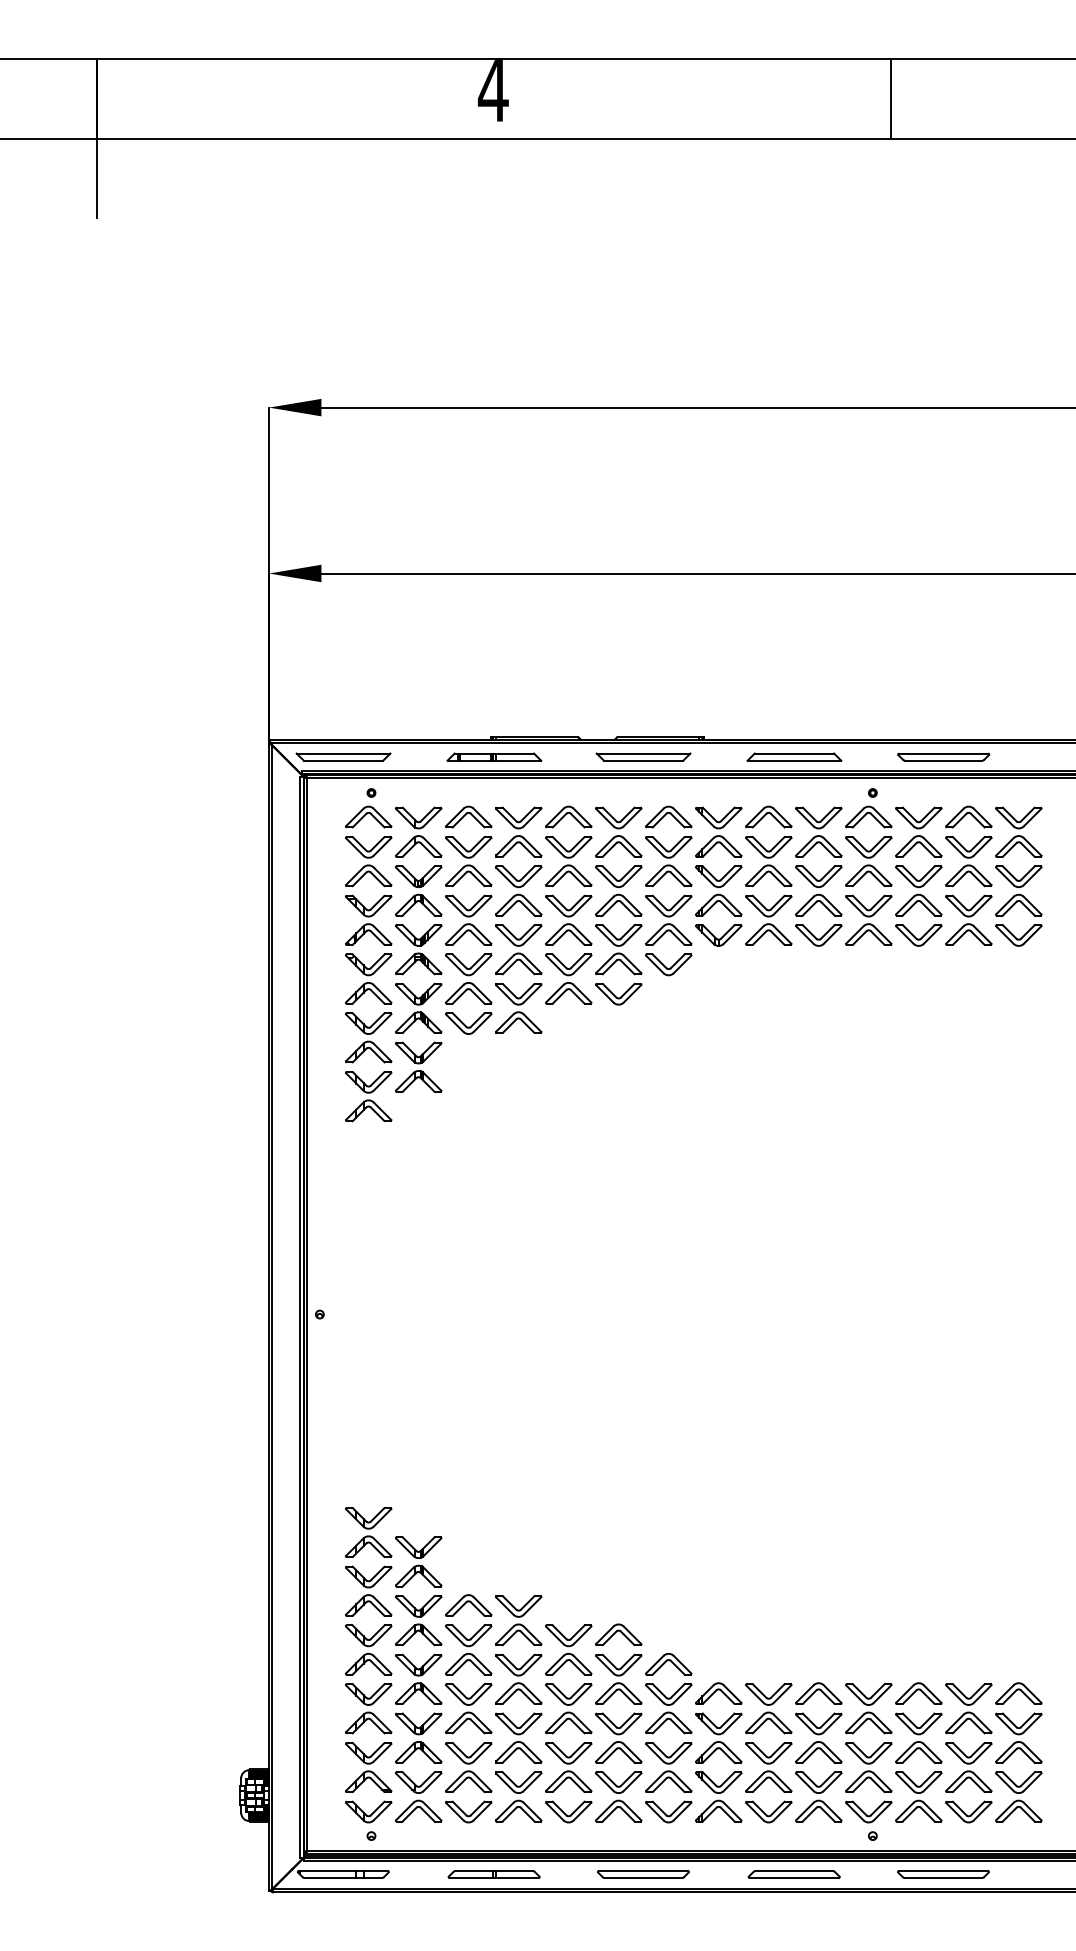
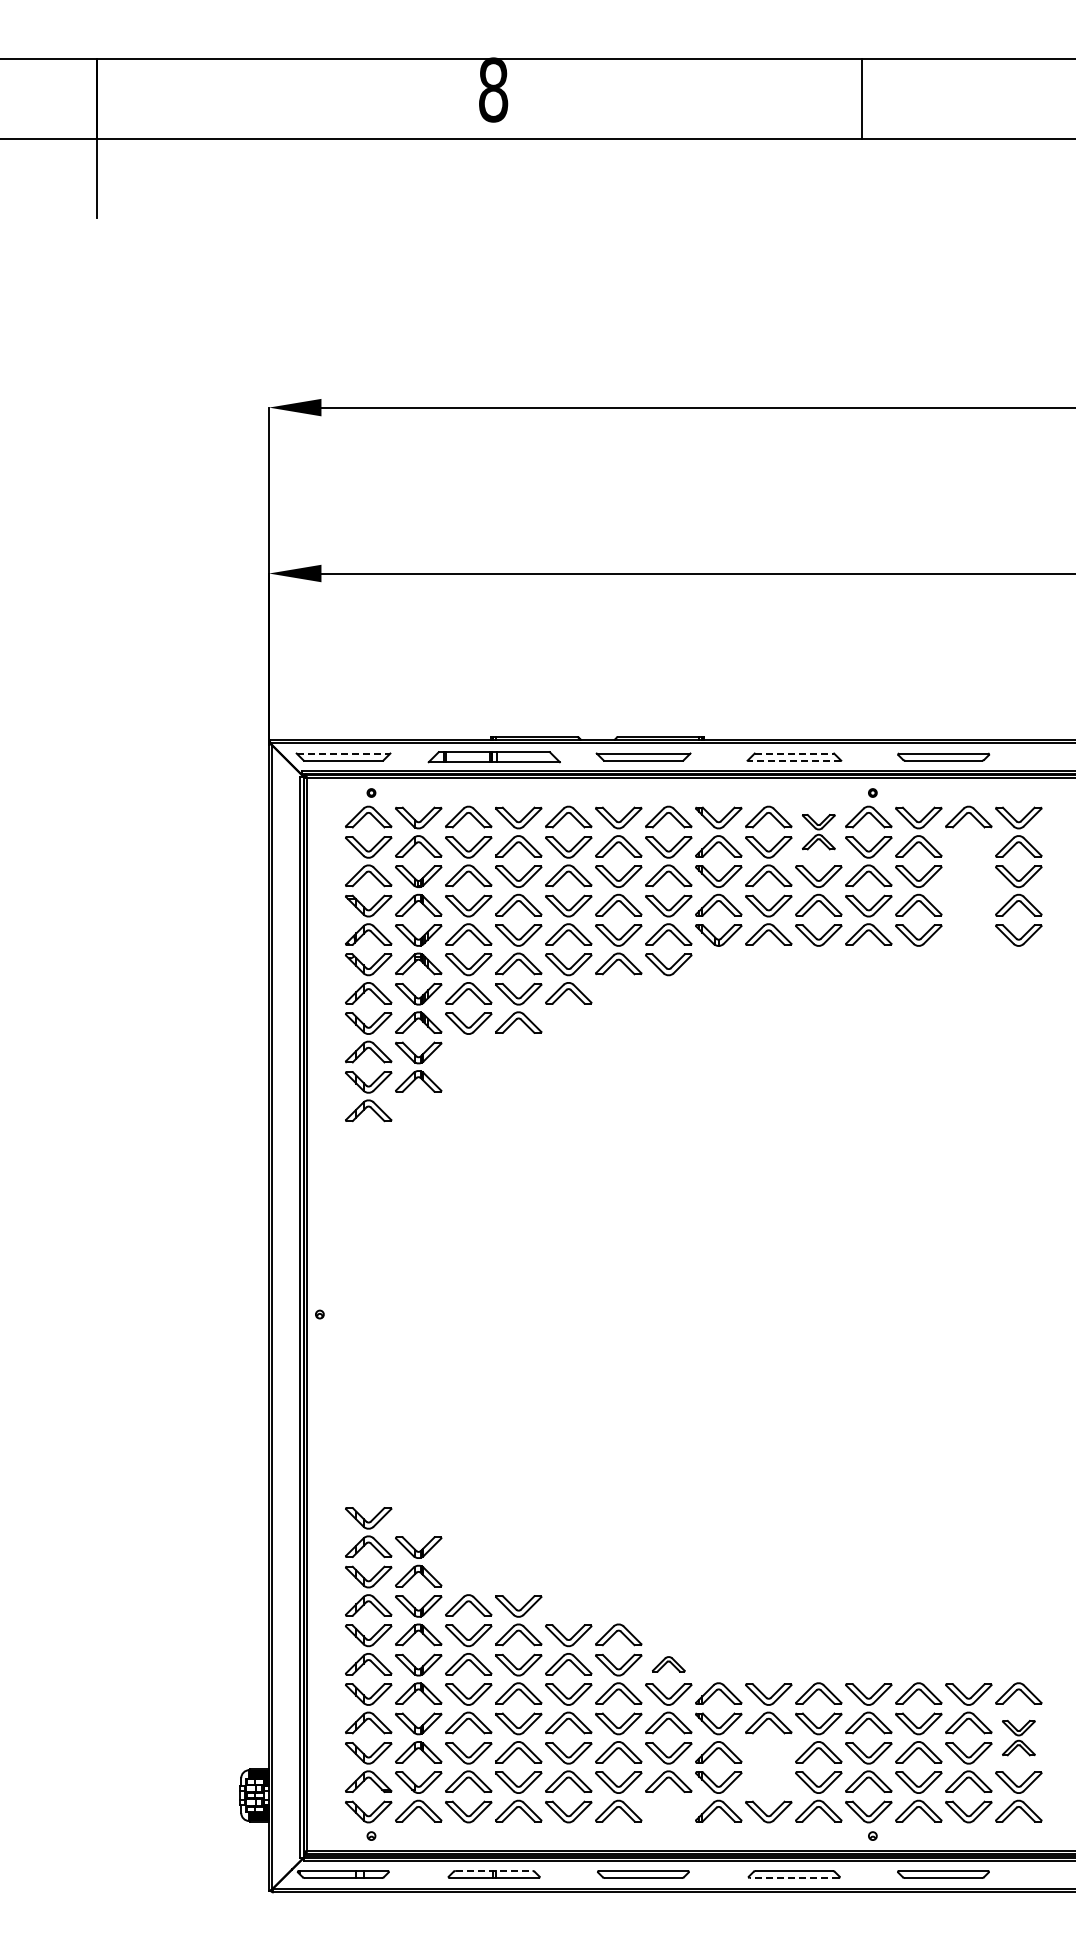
text: 4 -> 8 (492, 89)
line position: (891, 98) -> (862, 98) (862, 98)
line: solid -> dashed (343, 753)
line: solid -> dashed (794, 753)
part size: 97x10 px -> 134x13 px (493, 757)
line: solid -> dashed (794, 760)
part size: 48x52 px -> 34x37 px (818, 832)
part: present -> none (959, 880)
part: present -> none (618, 994)
part size: 48x23 px -> 35x17 px (668, 1664)
part size: 48x52 px -> 34x37 px (1018, 1738)
part: present -> none (768, 1767)
part: present -> none (668, 1811)
line: solid -> dashed (494, 1870)
line: solid -> dashed (794, 1878)
